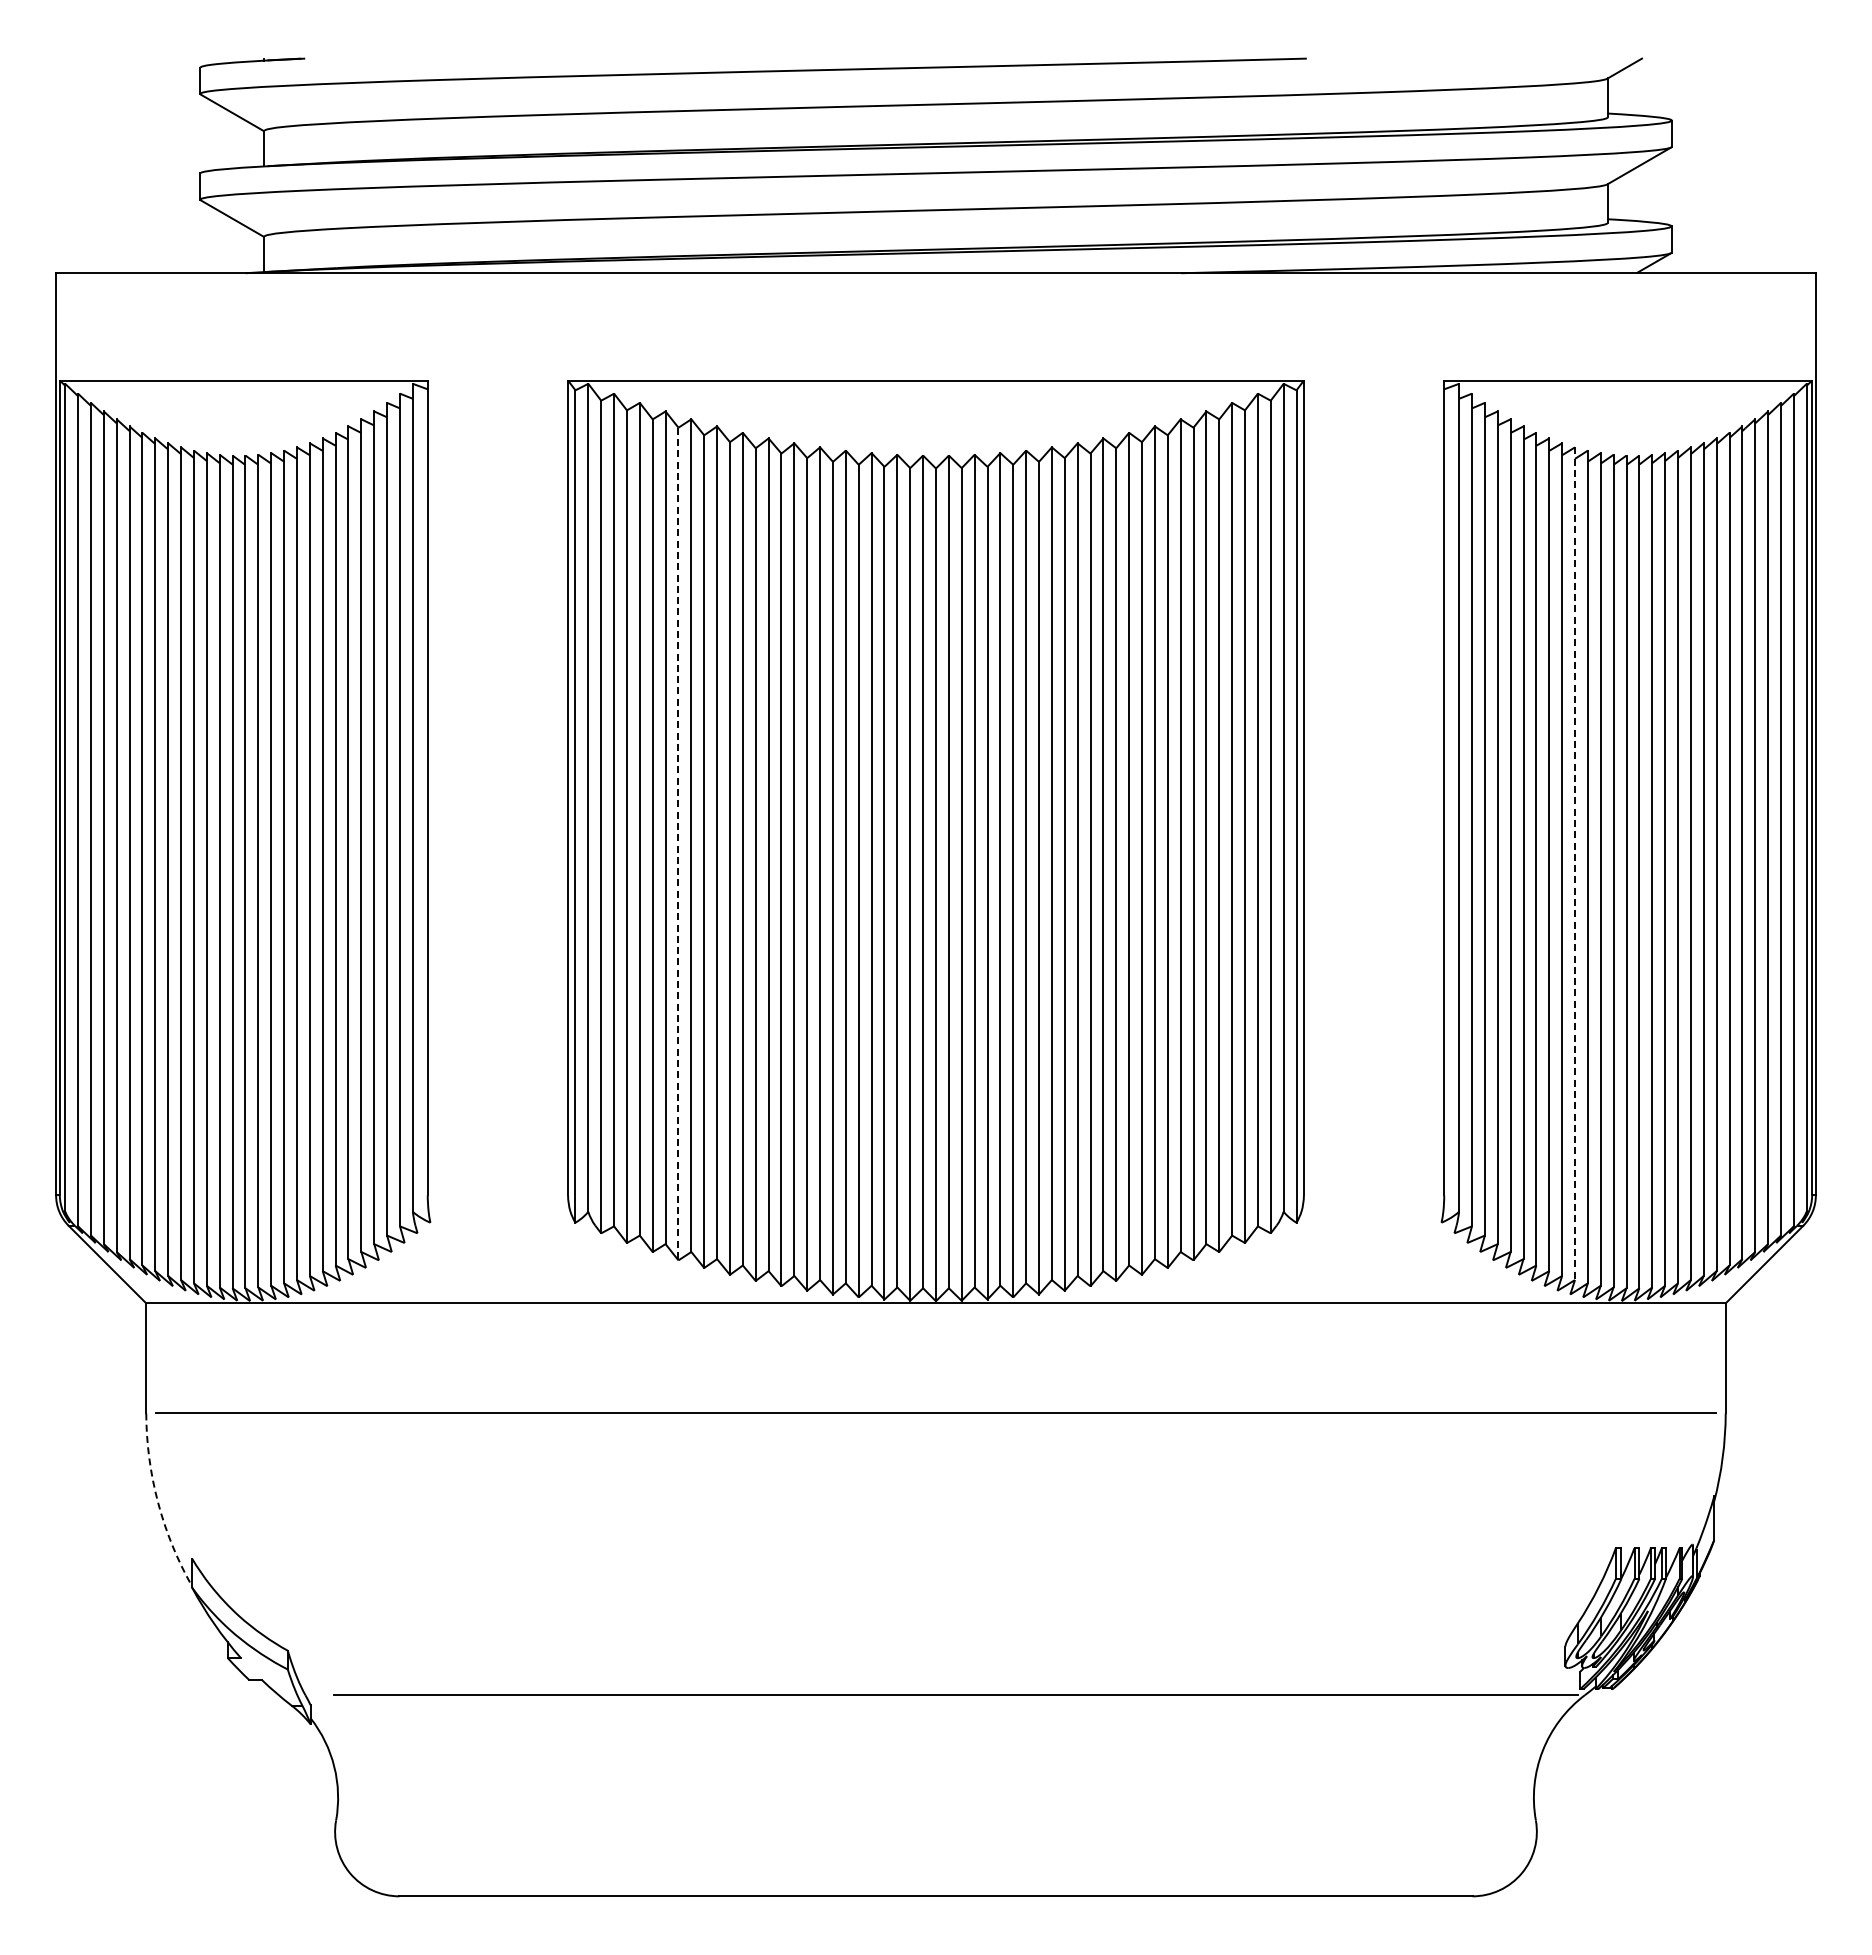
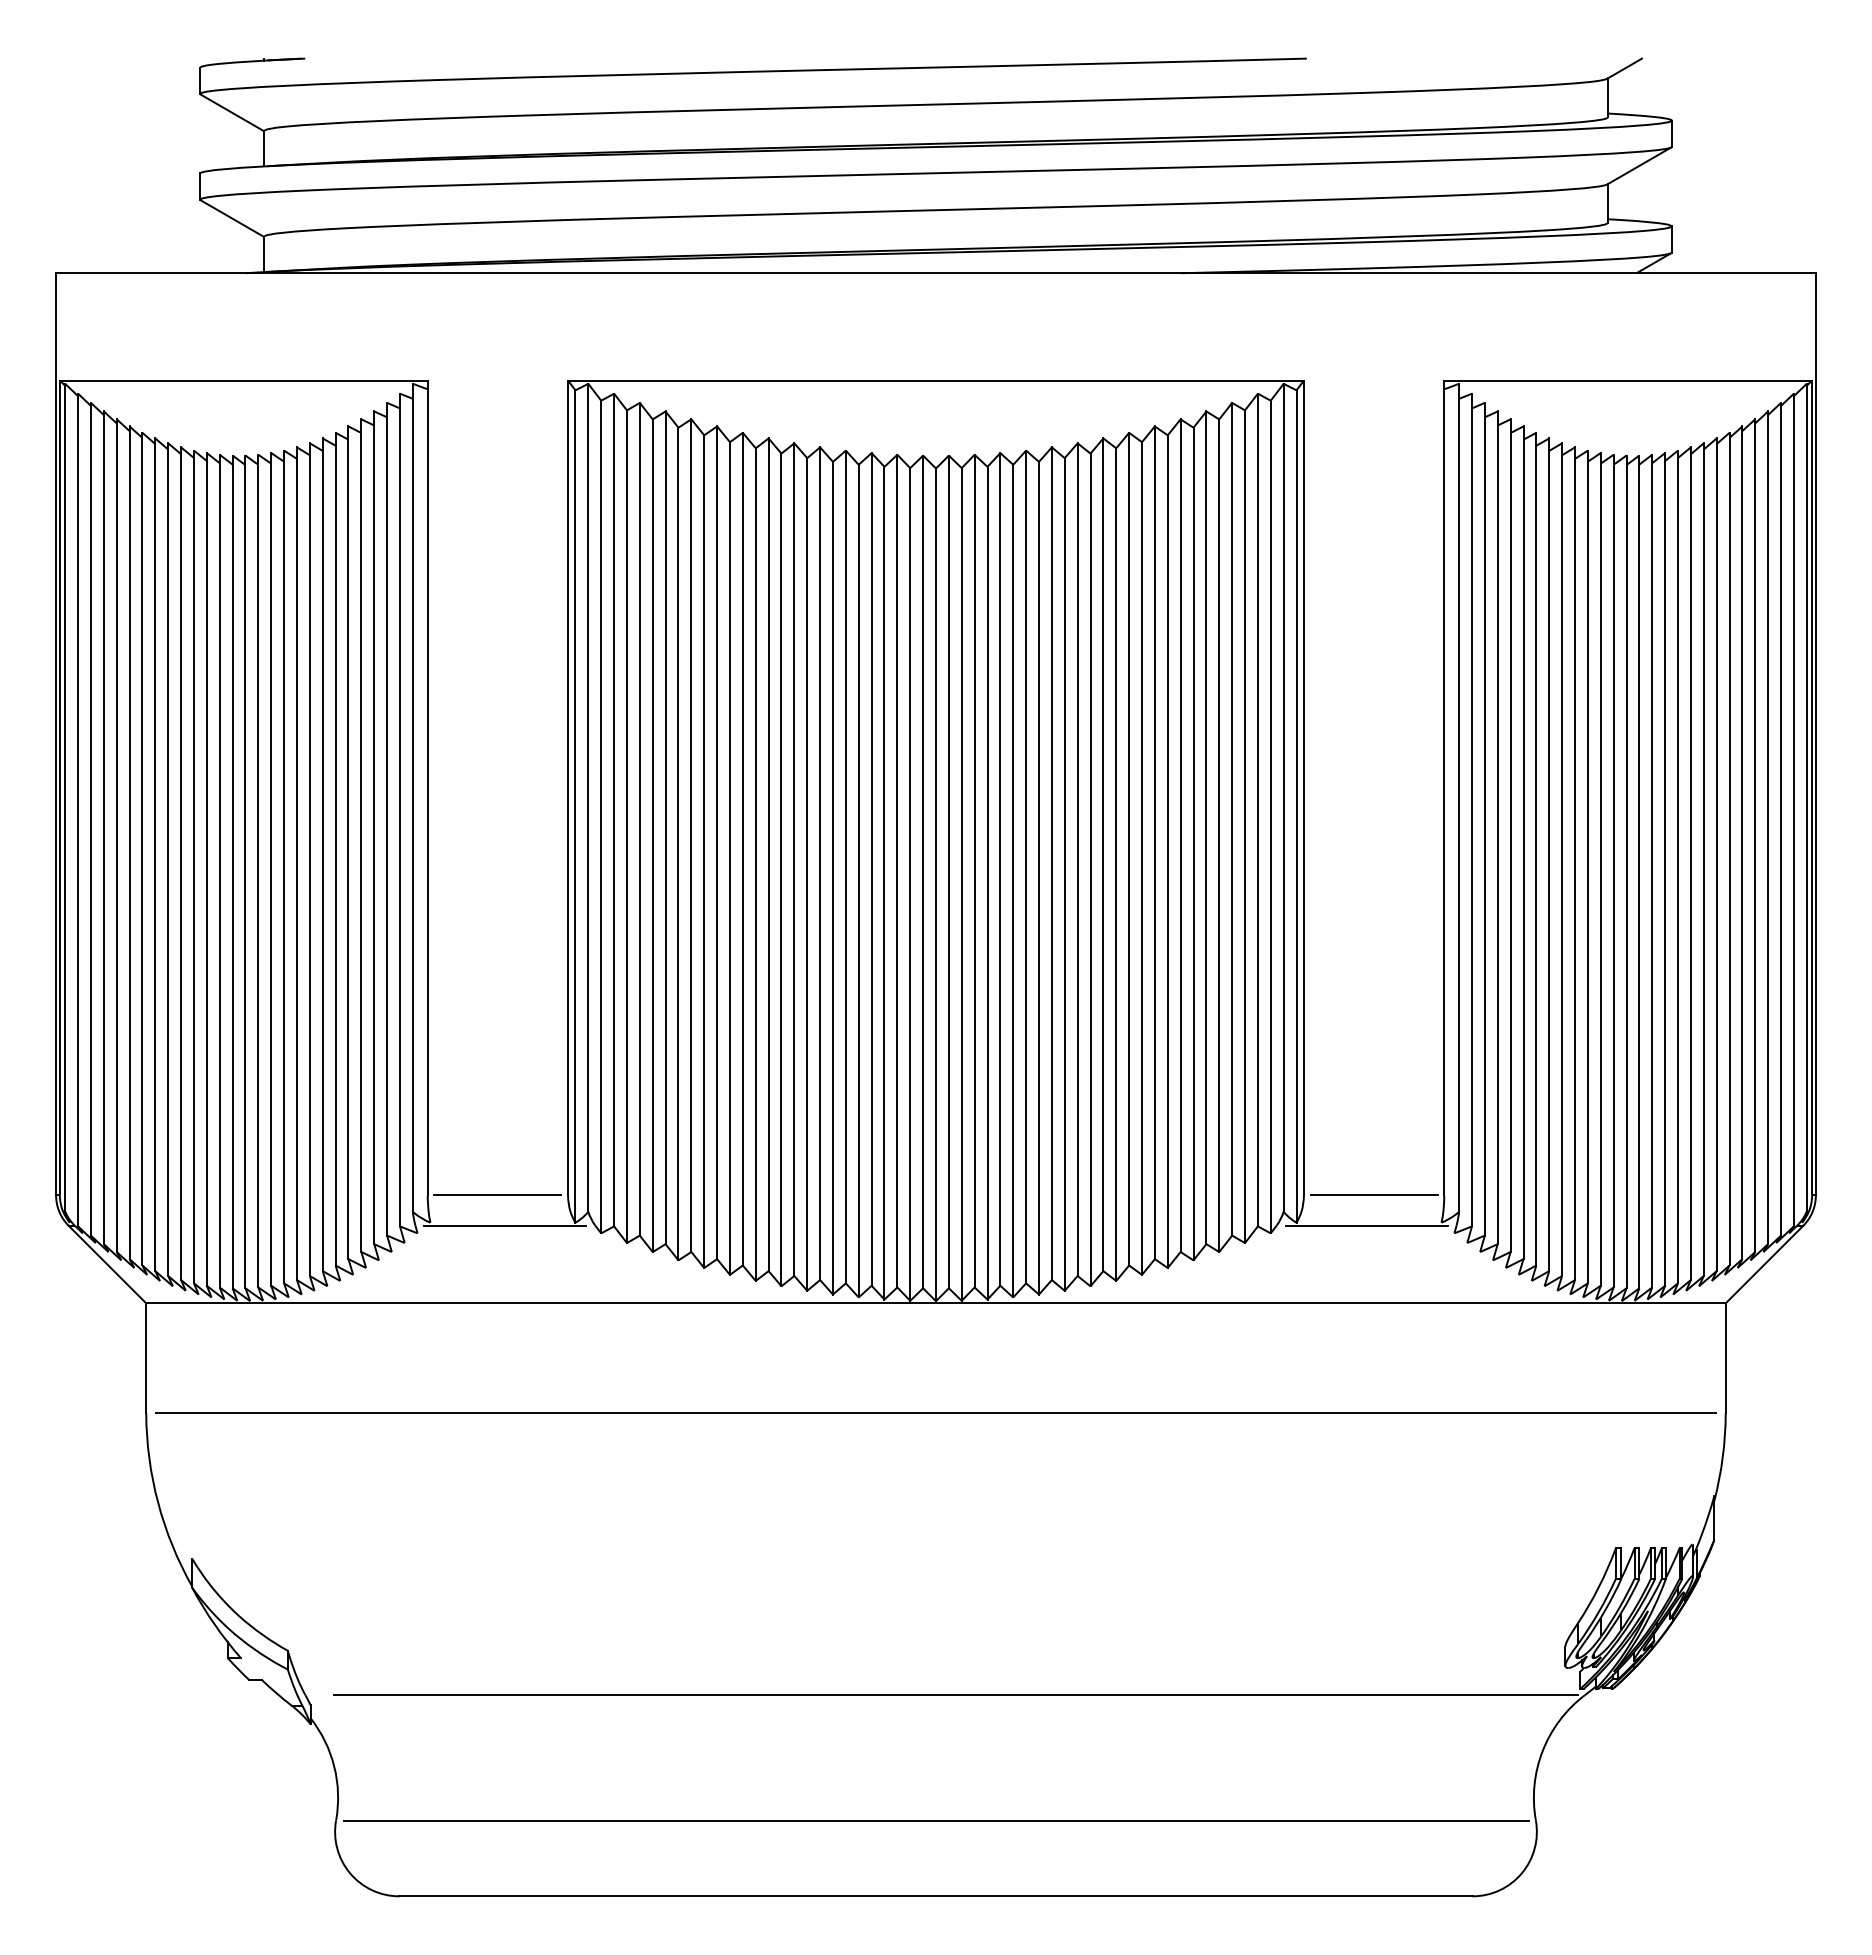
line: dashed -> solid (678, 844)
line: dashed -> solid (1575, 864)
line: none -> present (497, 1195)
line: none -> present (1374, 1195)
line: none -> present (504, 1225)
line: none -> present (1367, 1225)
arc: dashed -> solid (158, 1502)
line: none -> present (935, 1820)
